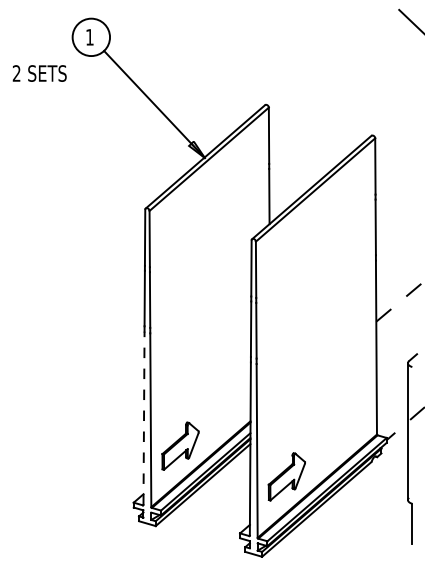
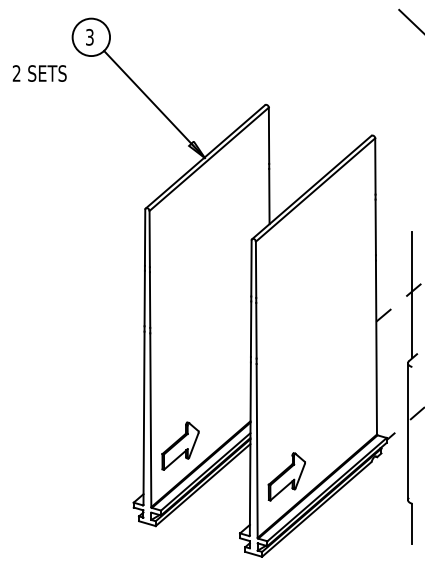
text: 1 -> 3 (89, 36)
line: none -> present (412, 294)
line: dashed -> solid (144, 418)
